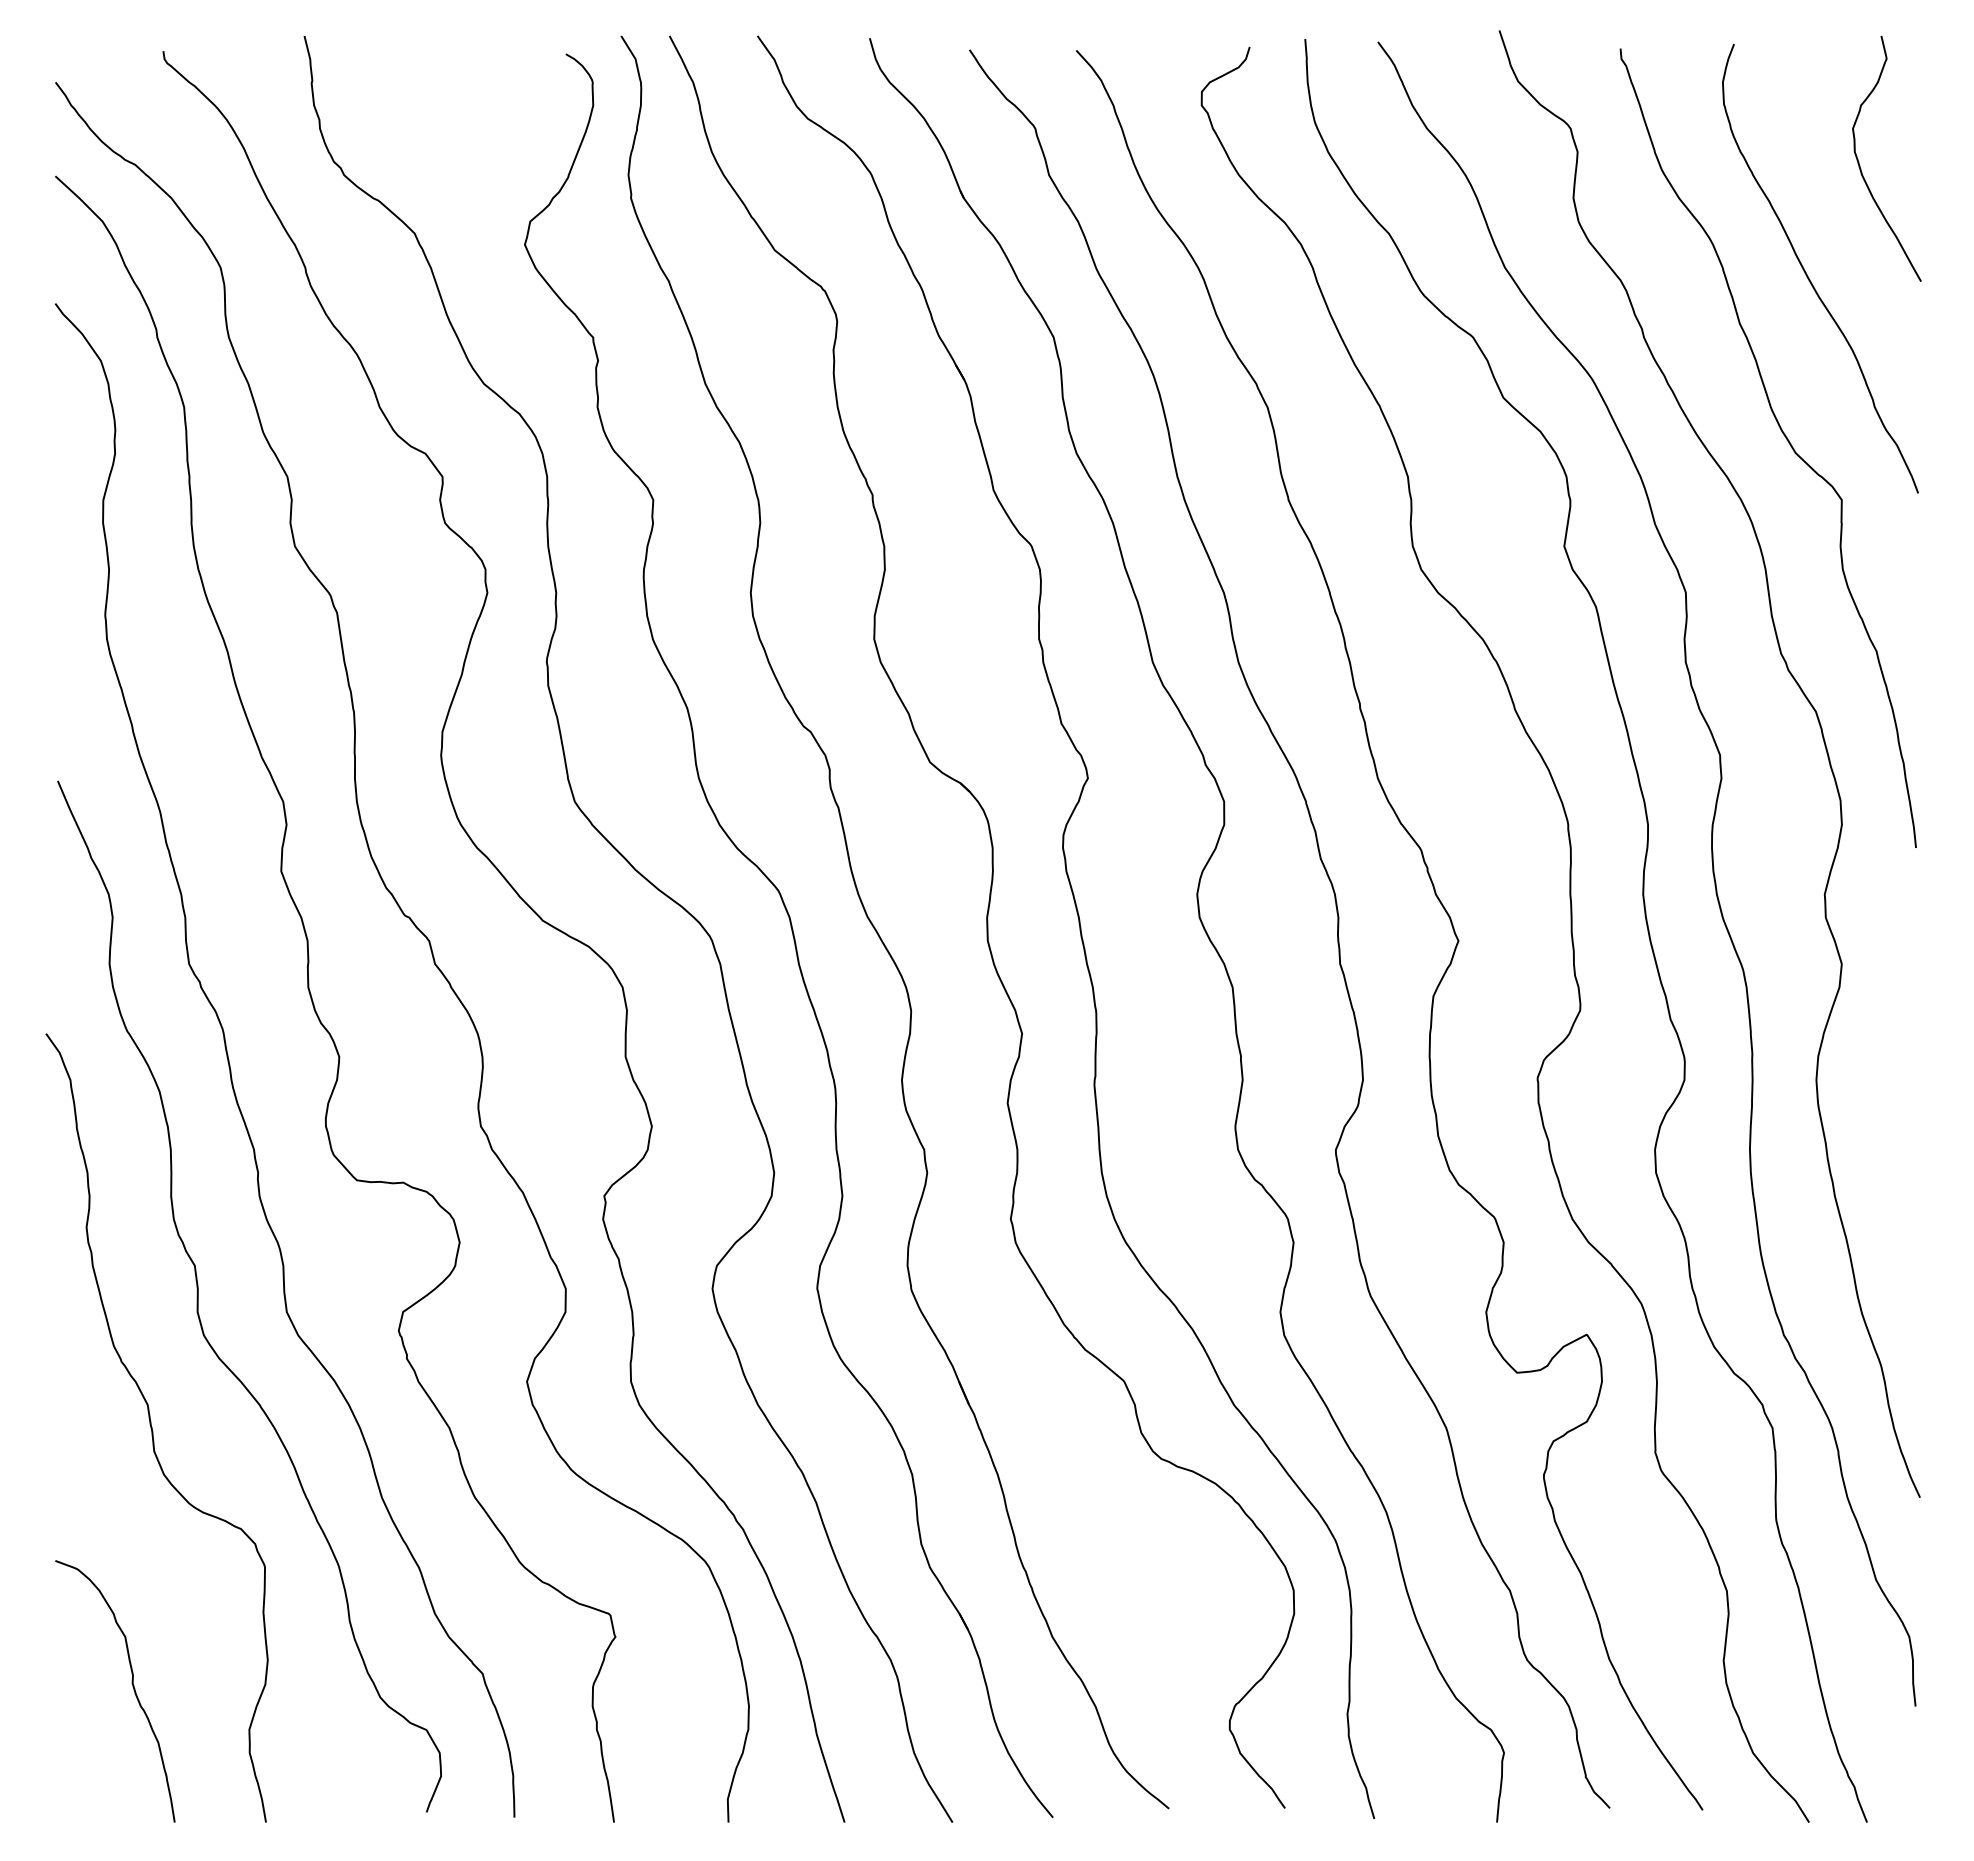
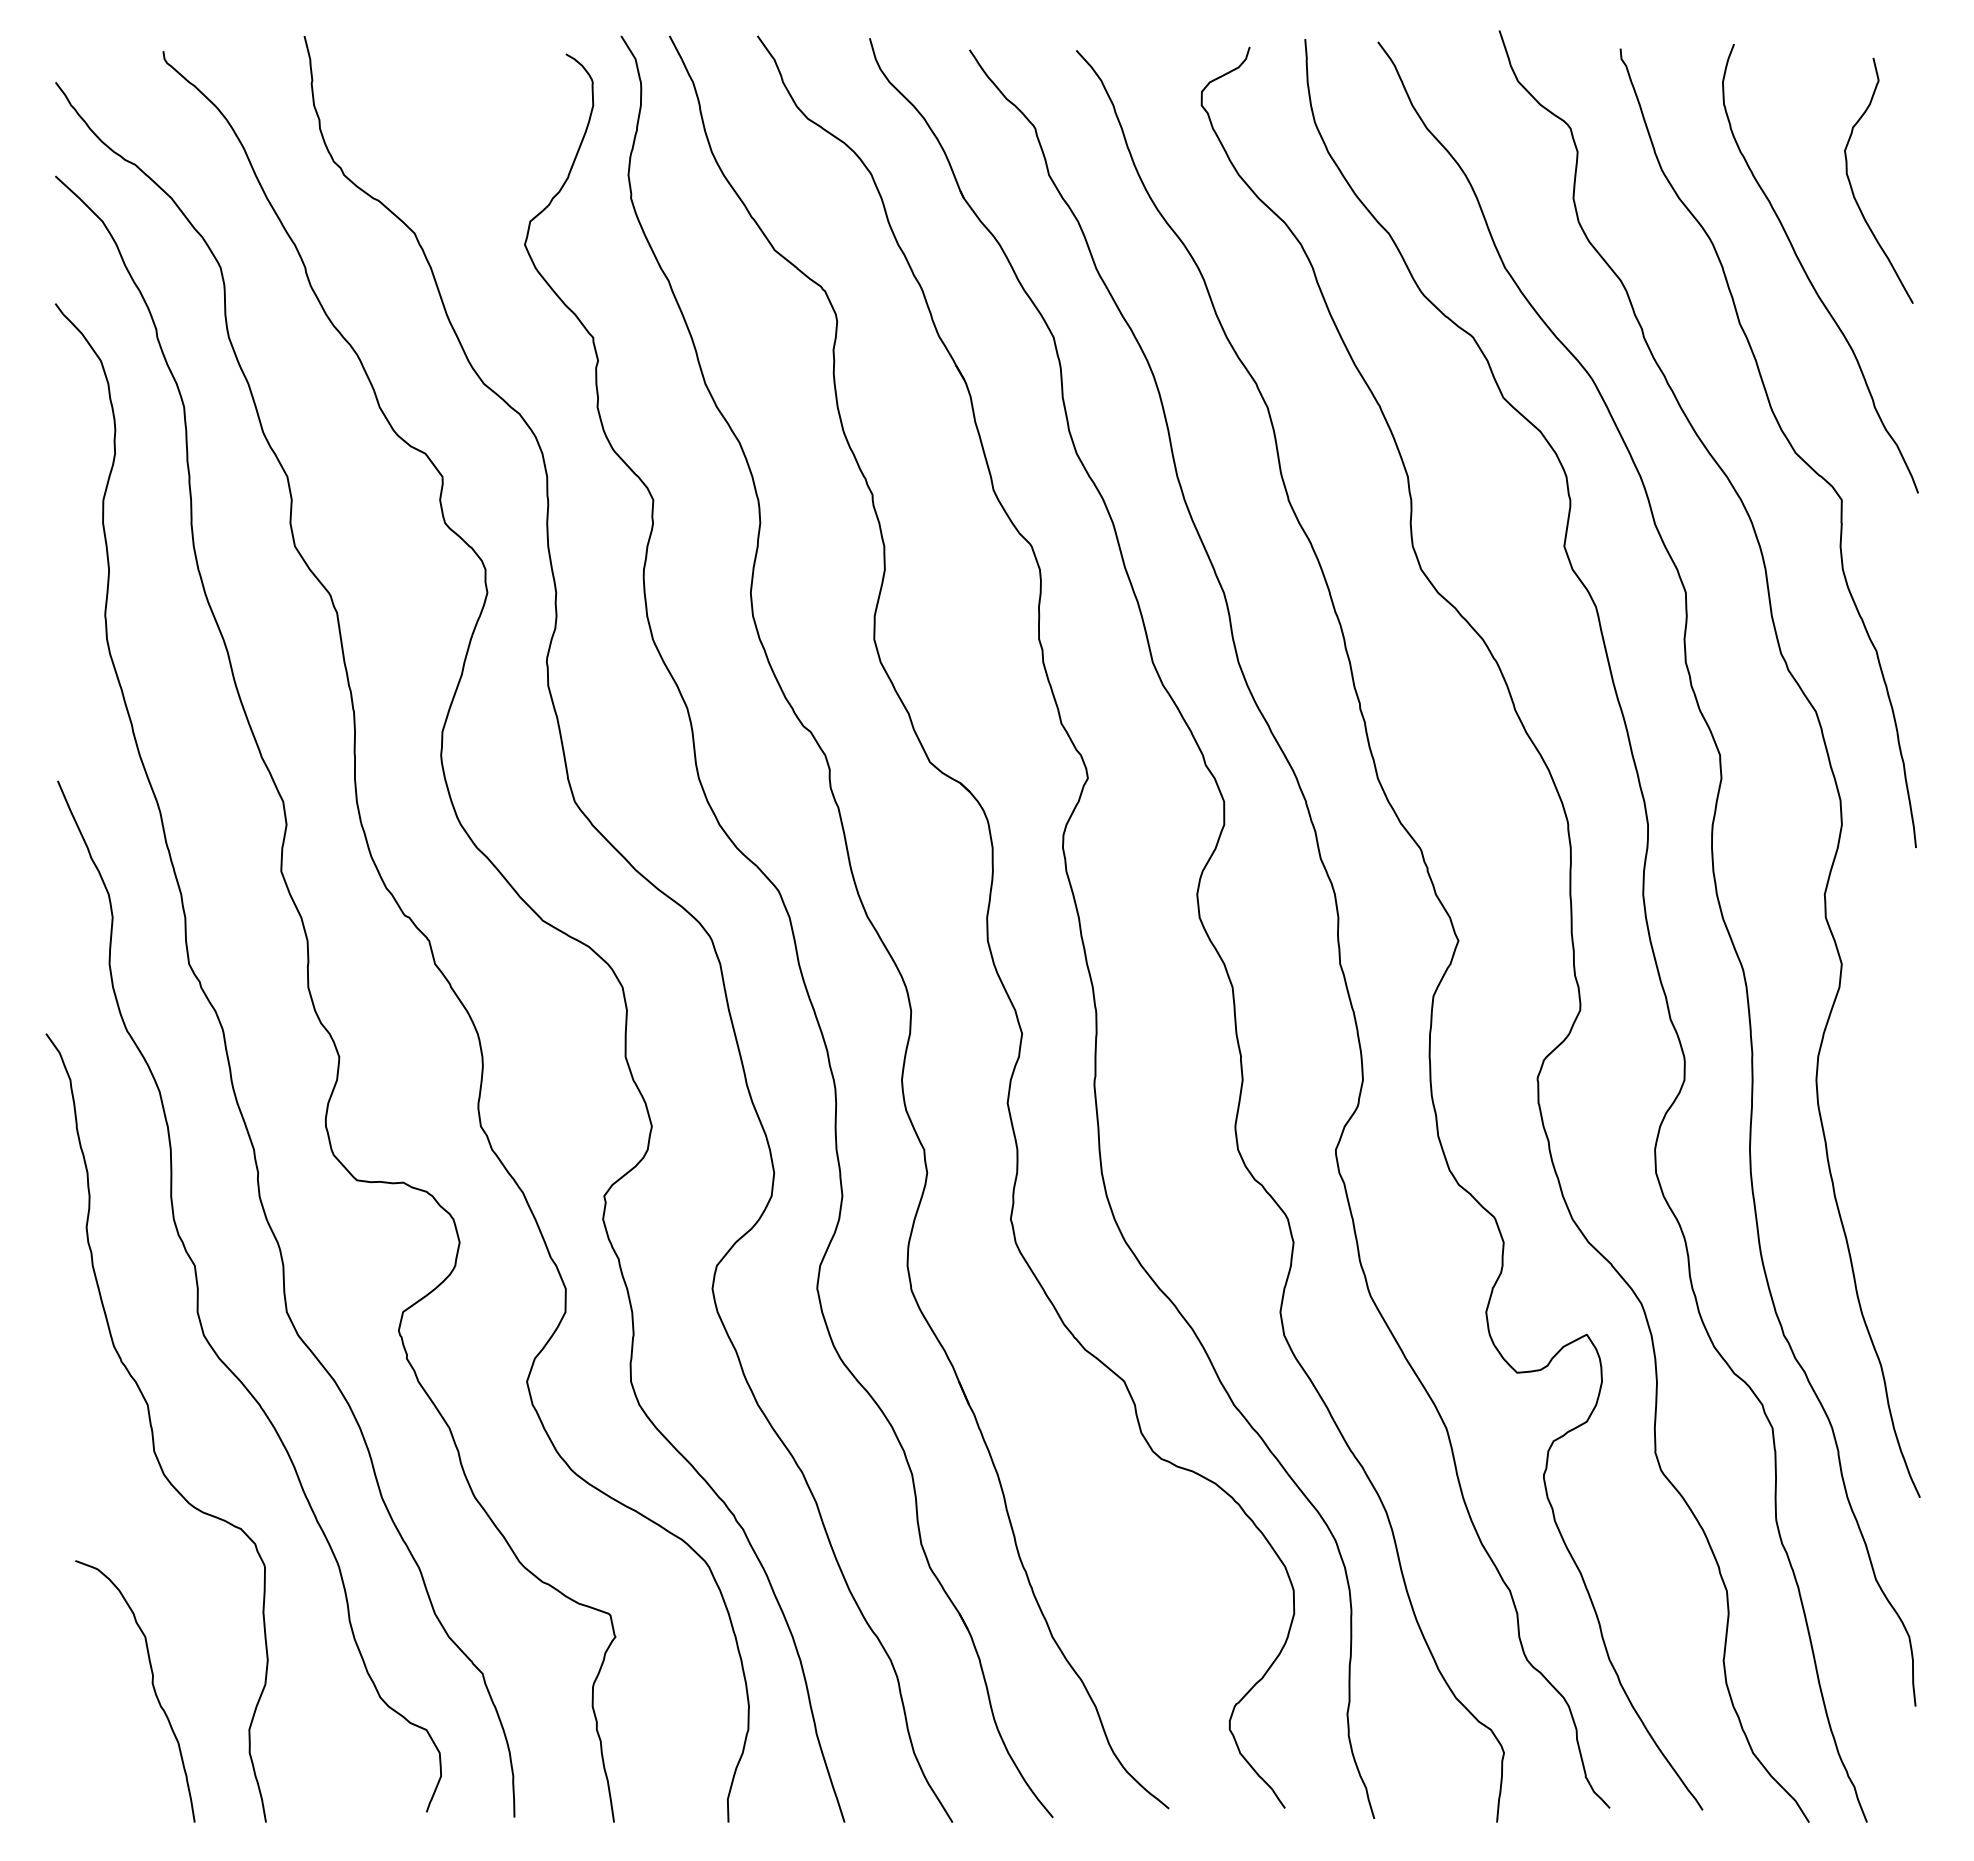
curve position: (1860, 165) -> (1852, 187) (1852, 187)
curve position: (132, 1687) -> (152, 1687) (152, 1687)
